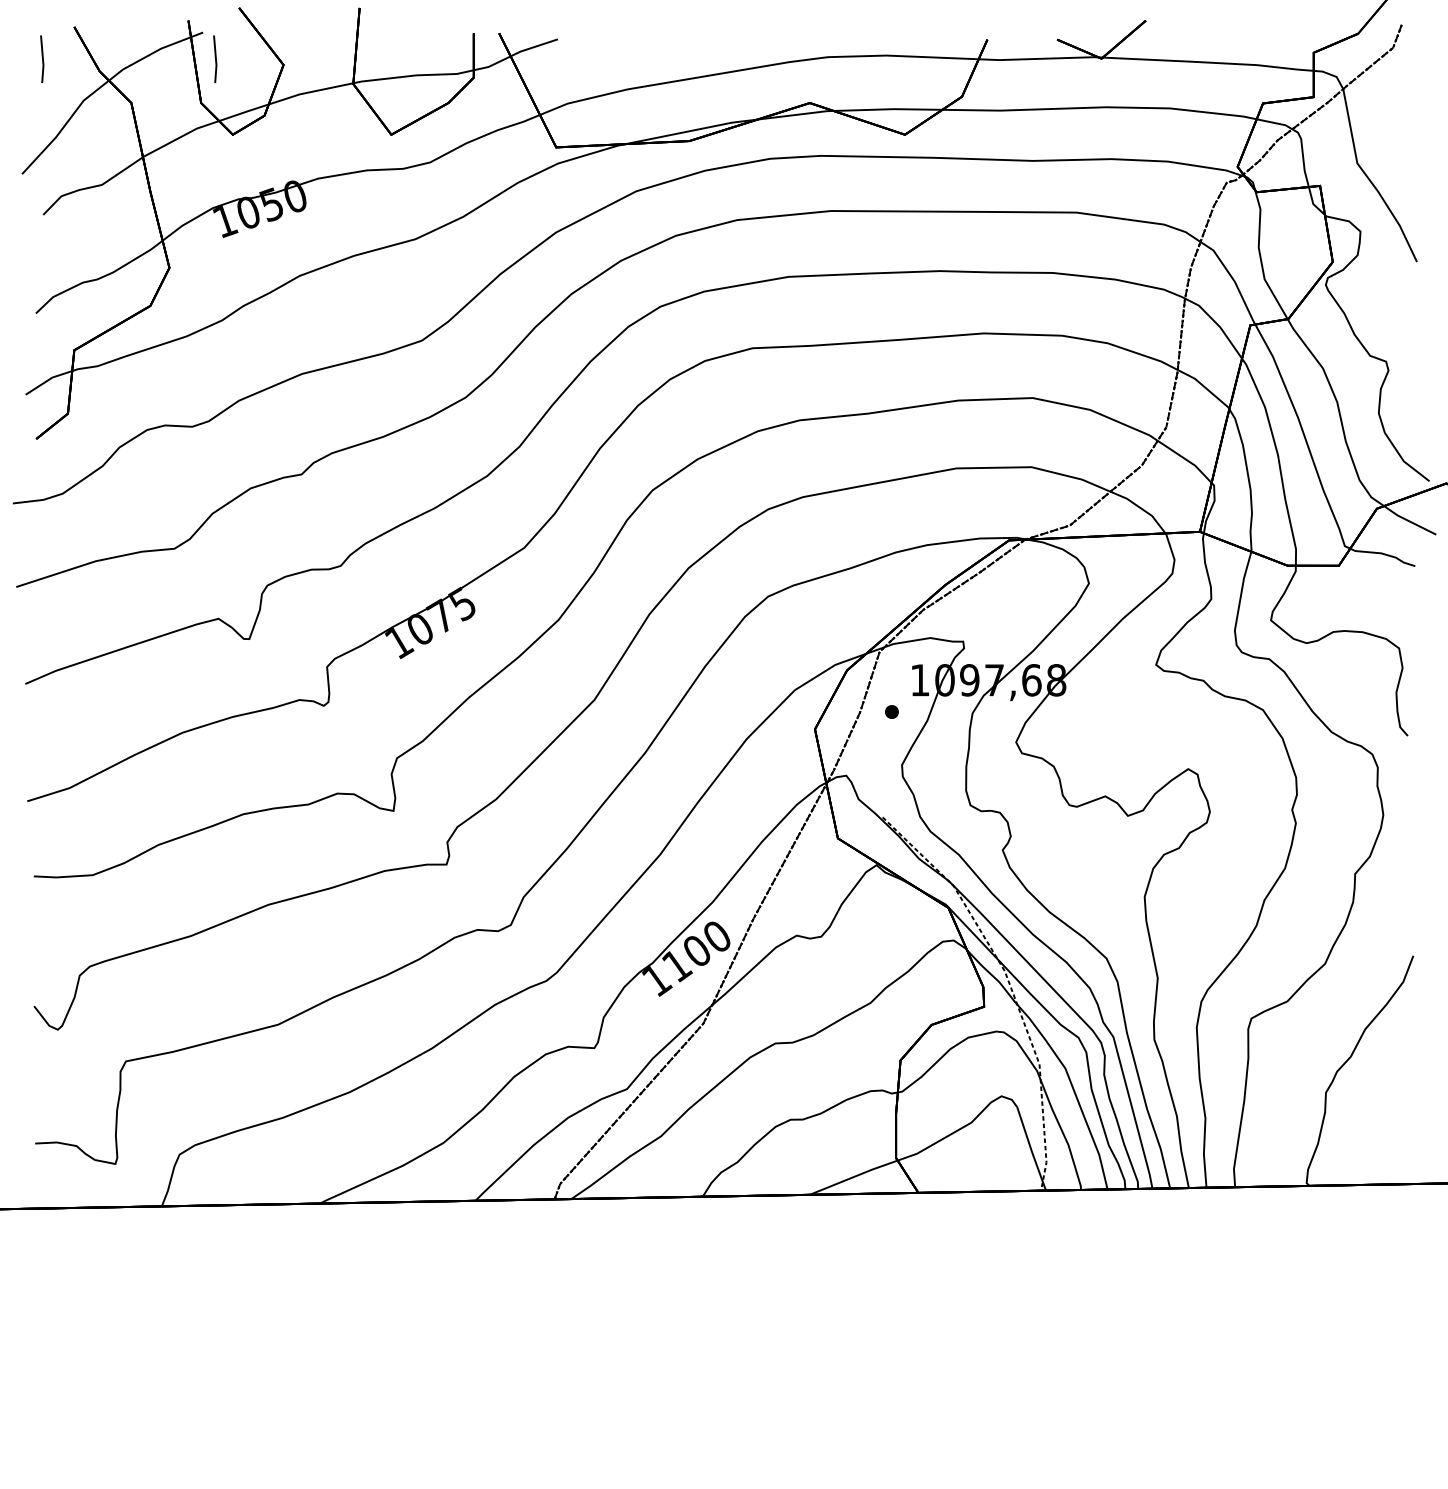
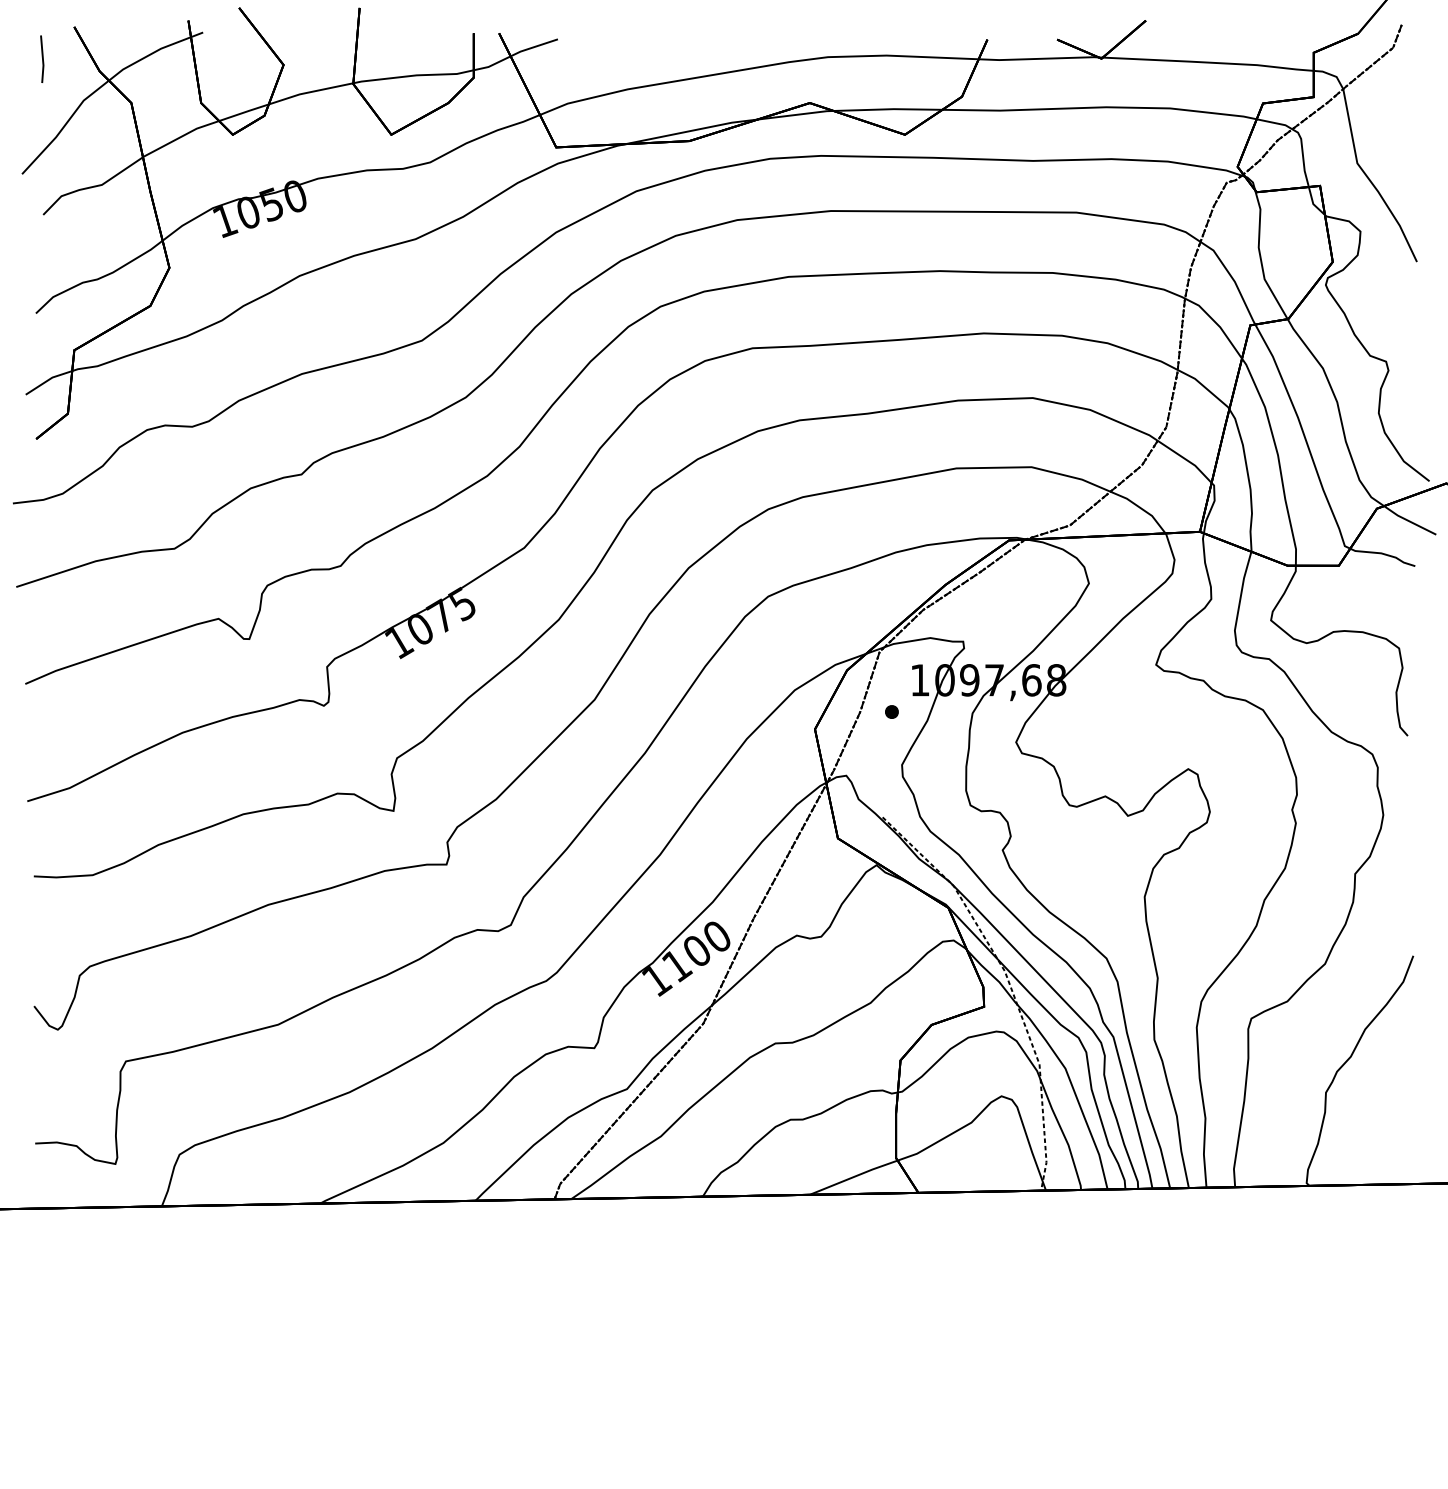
line: present -> none (215, 58)
